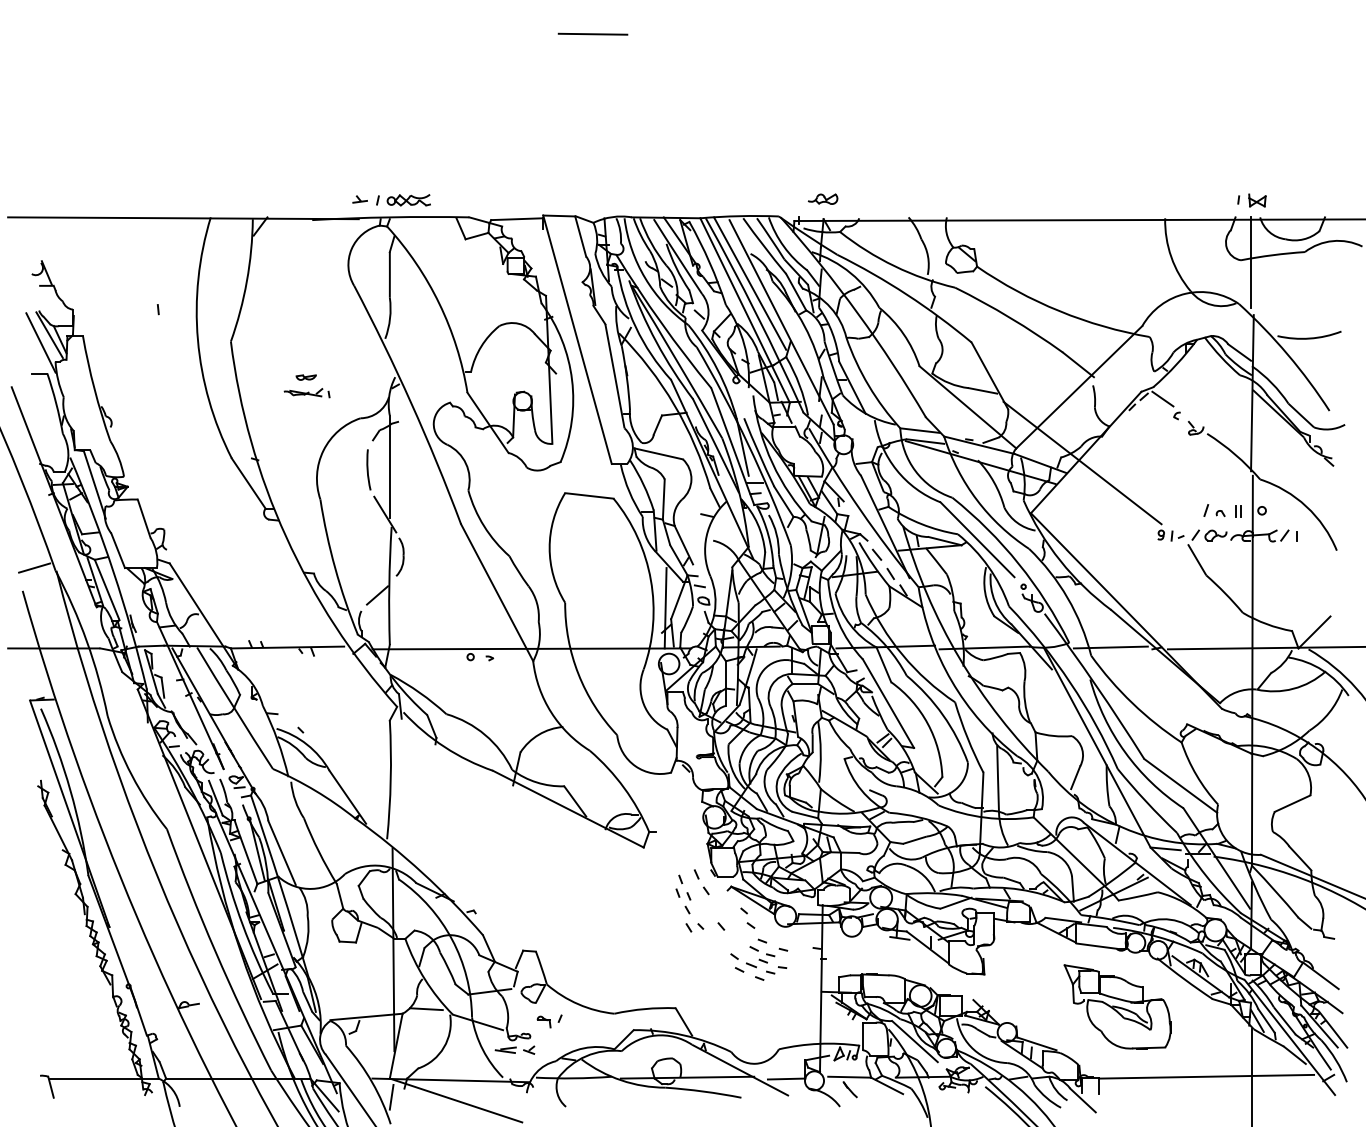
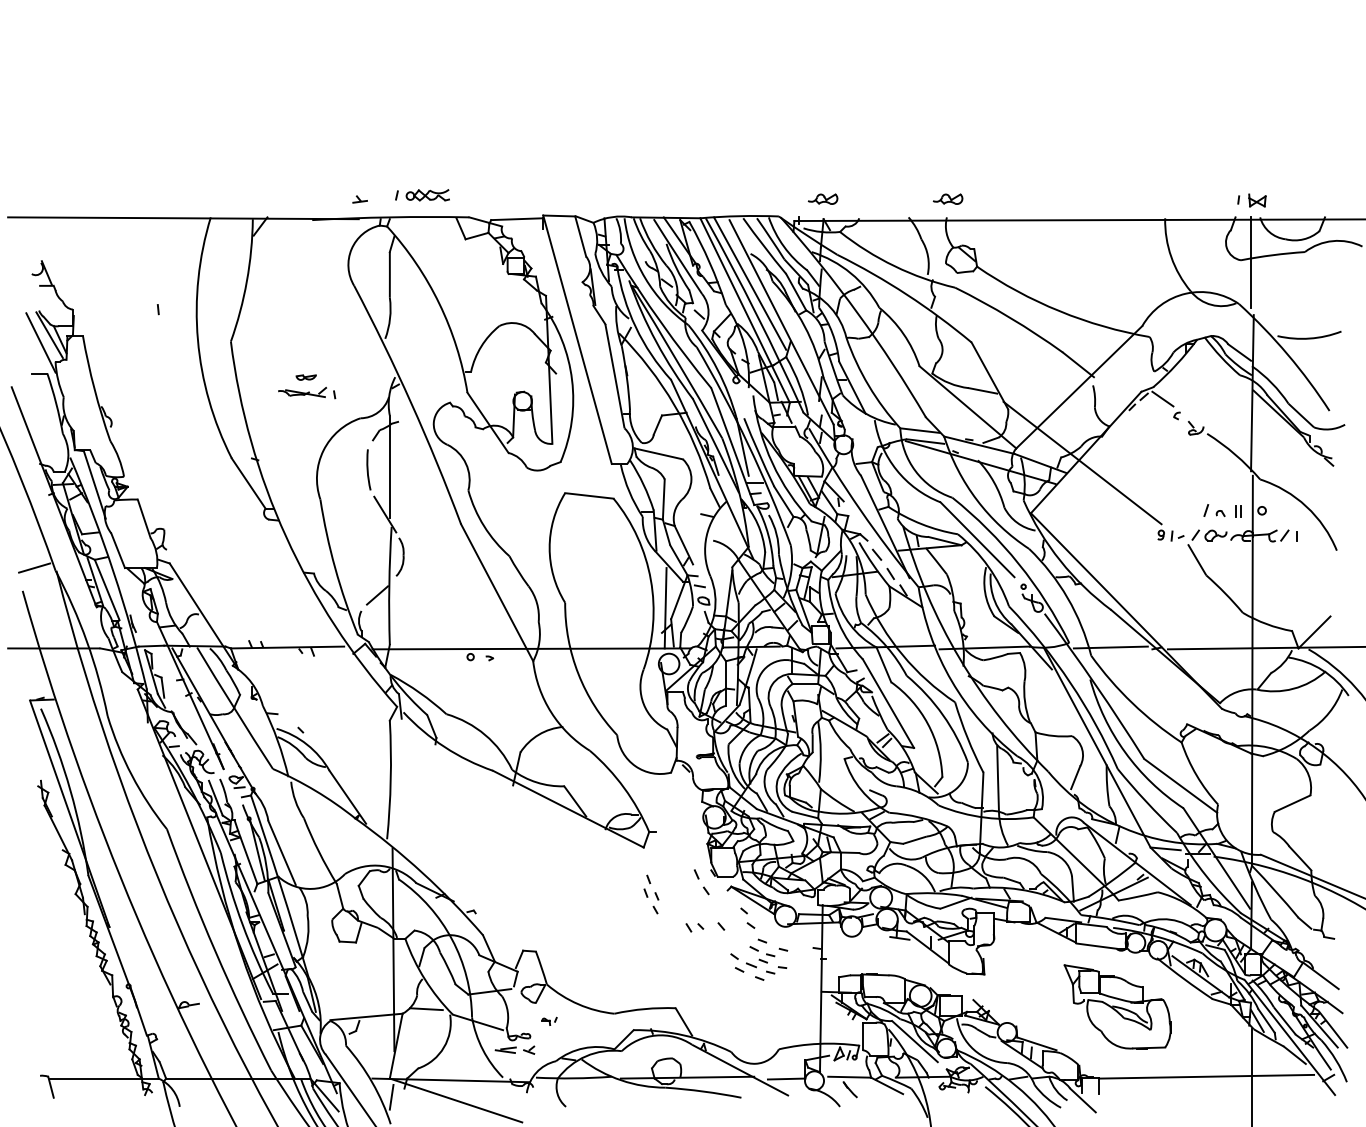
line: present -> none (592, 33)
part: none -> present (947, 198)
part position: (403, 200) -> (422, 195) (422, 195)
part size: 48x11 px -> 59x14 px (307, 392)
part position: (683, 894) -> (651, 894) (651, 894)
part size: 27x15 px -> 17x10 px (549, 1020)
